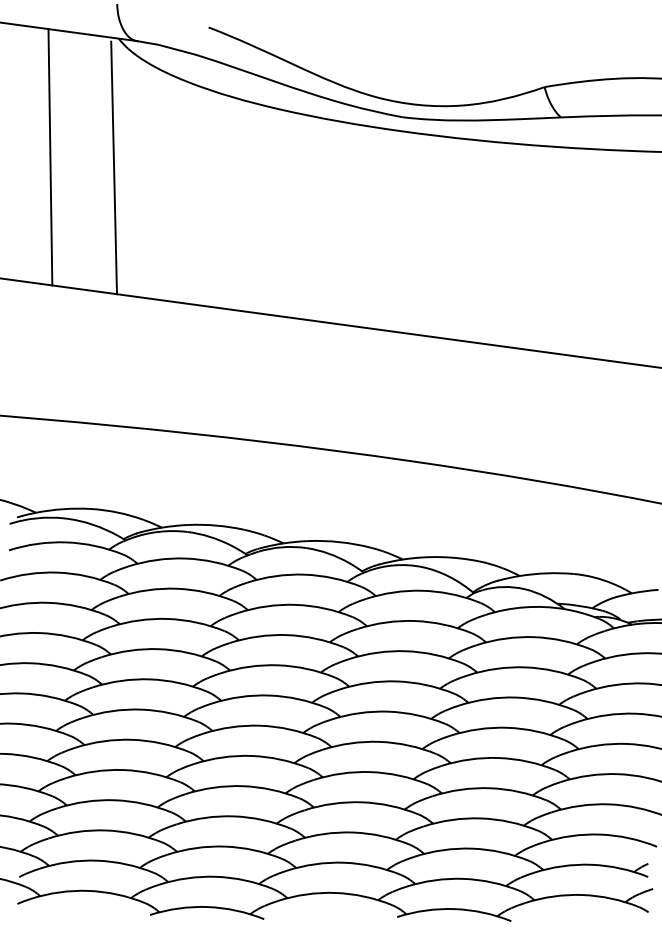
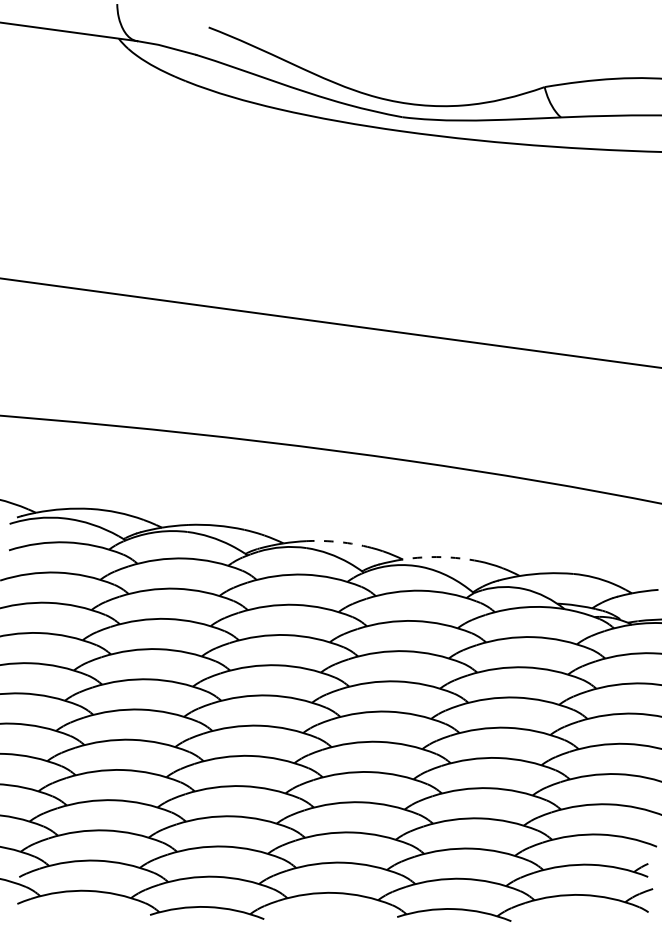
line: present -> none (50, 157)
line: present -> none (113, 167)
arc: solid -> dashed (339, 542)
arc: solid -> dashed (441, 557)
